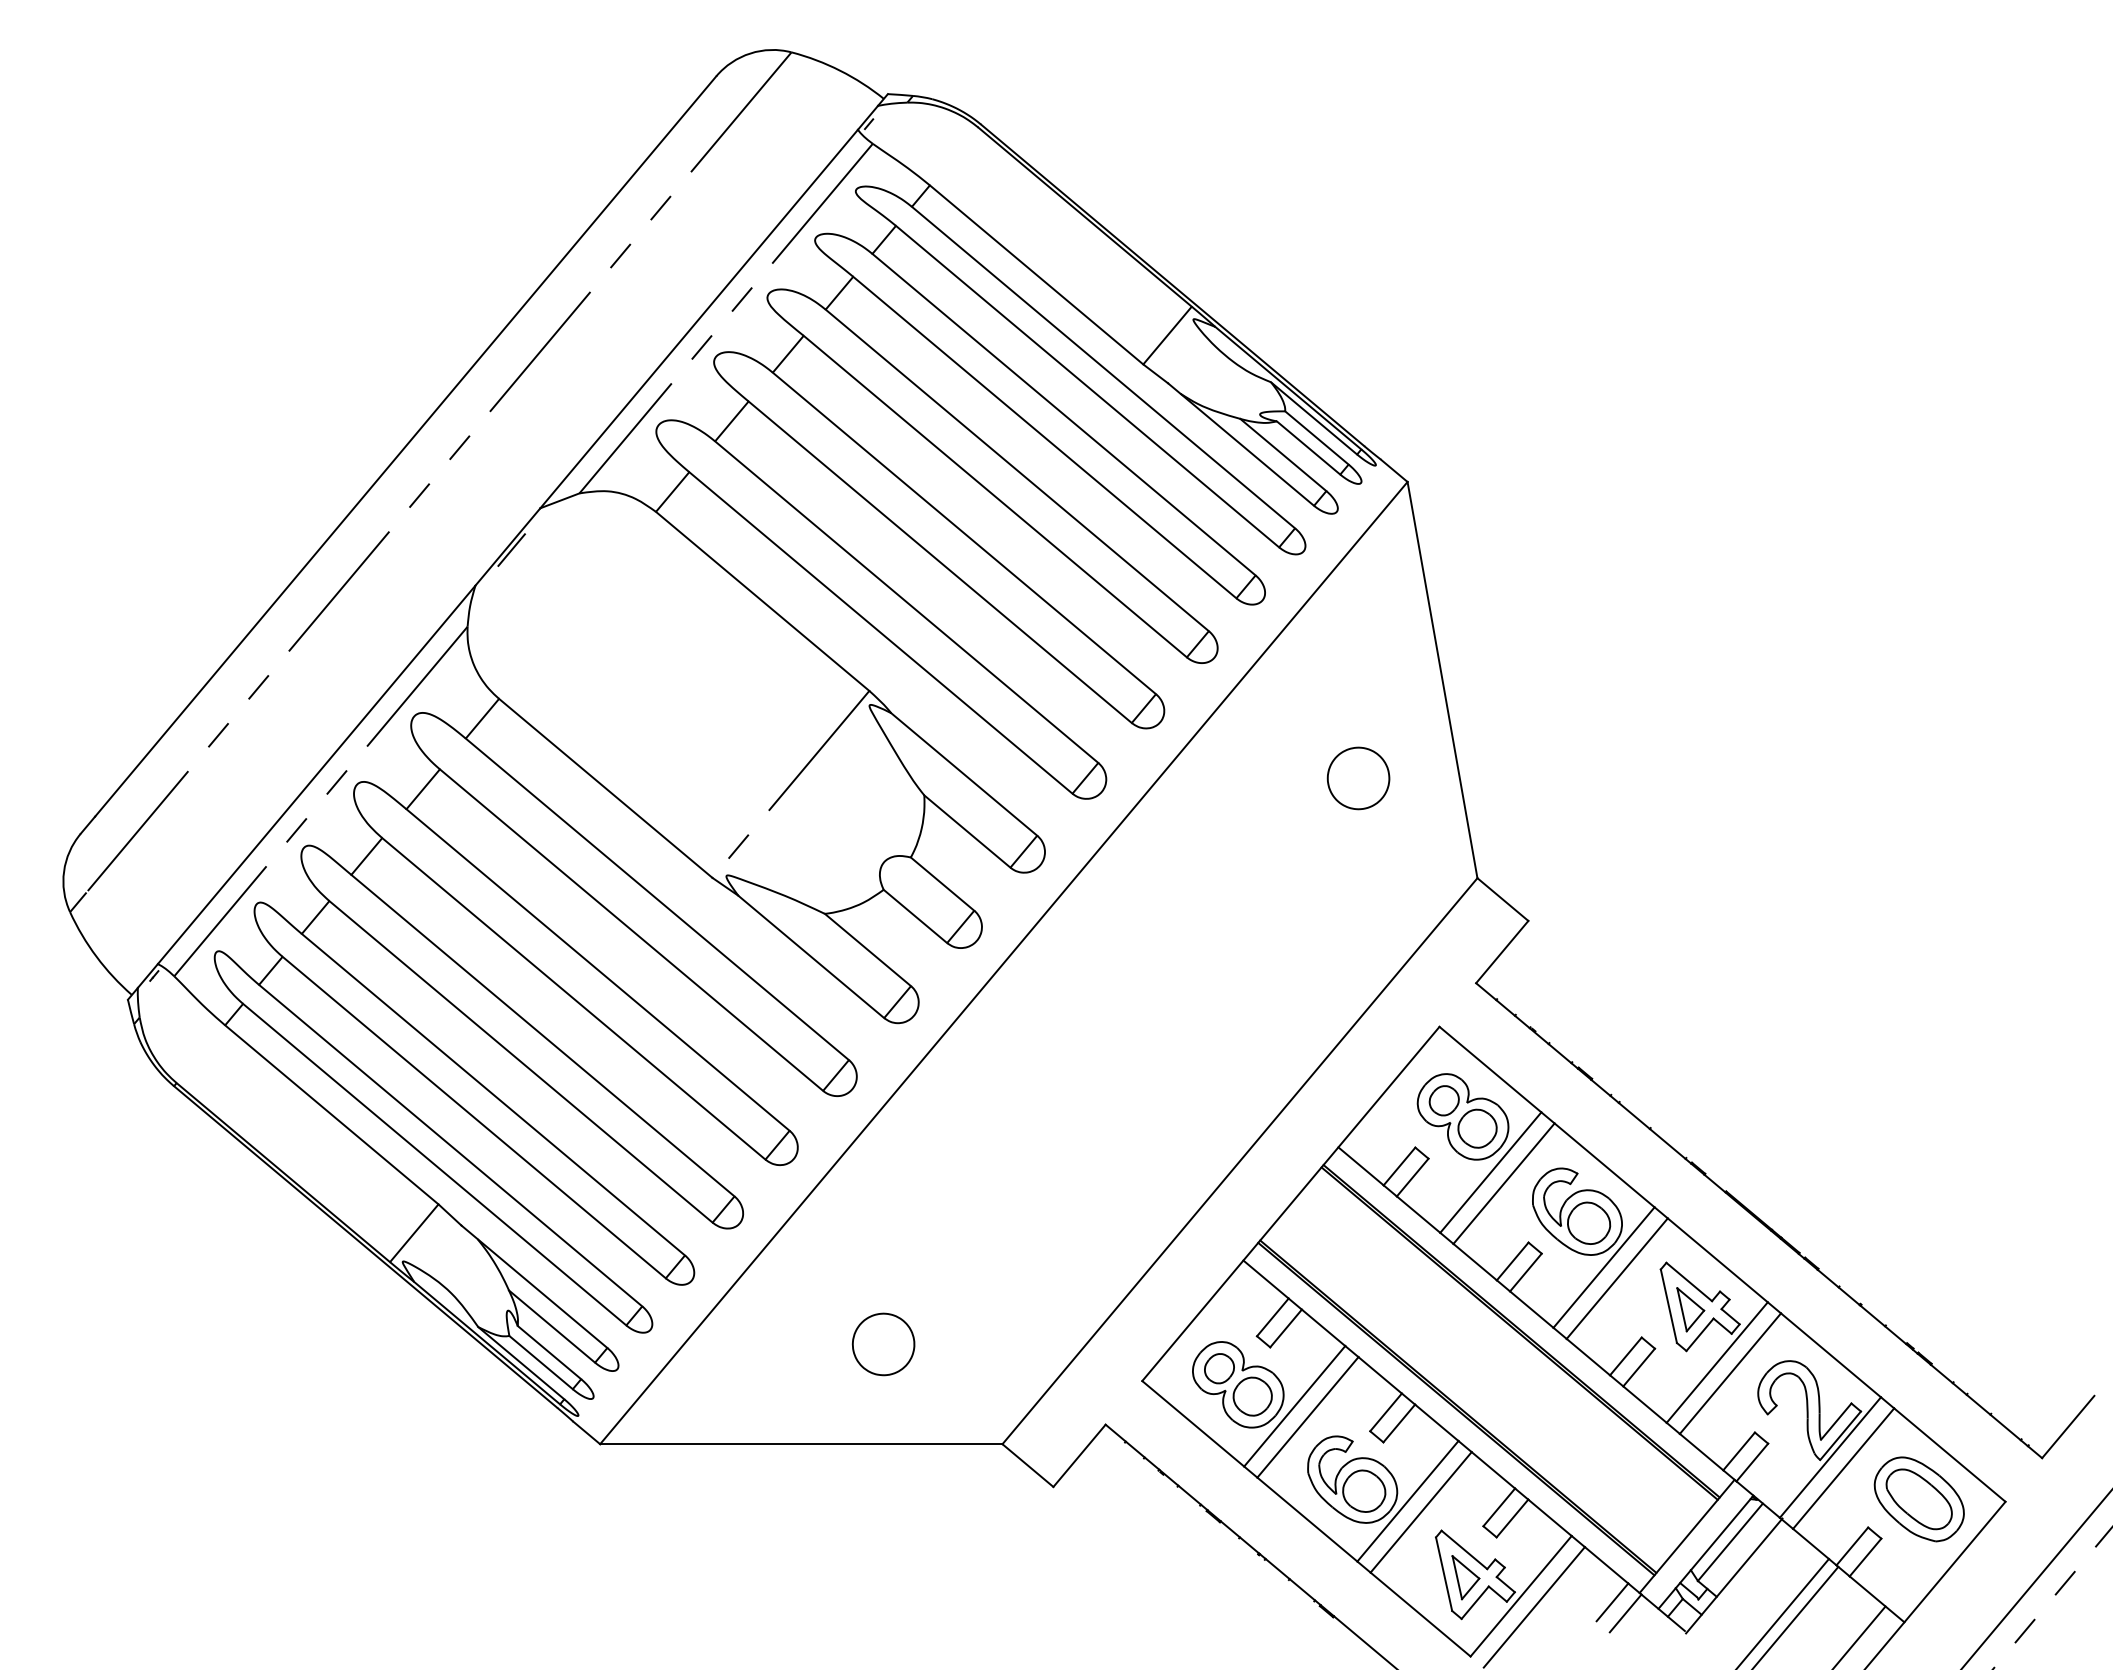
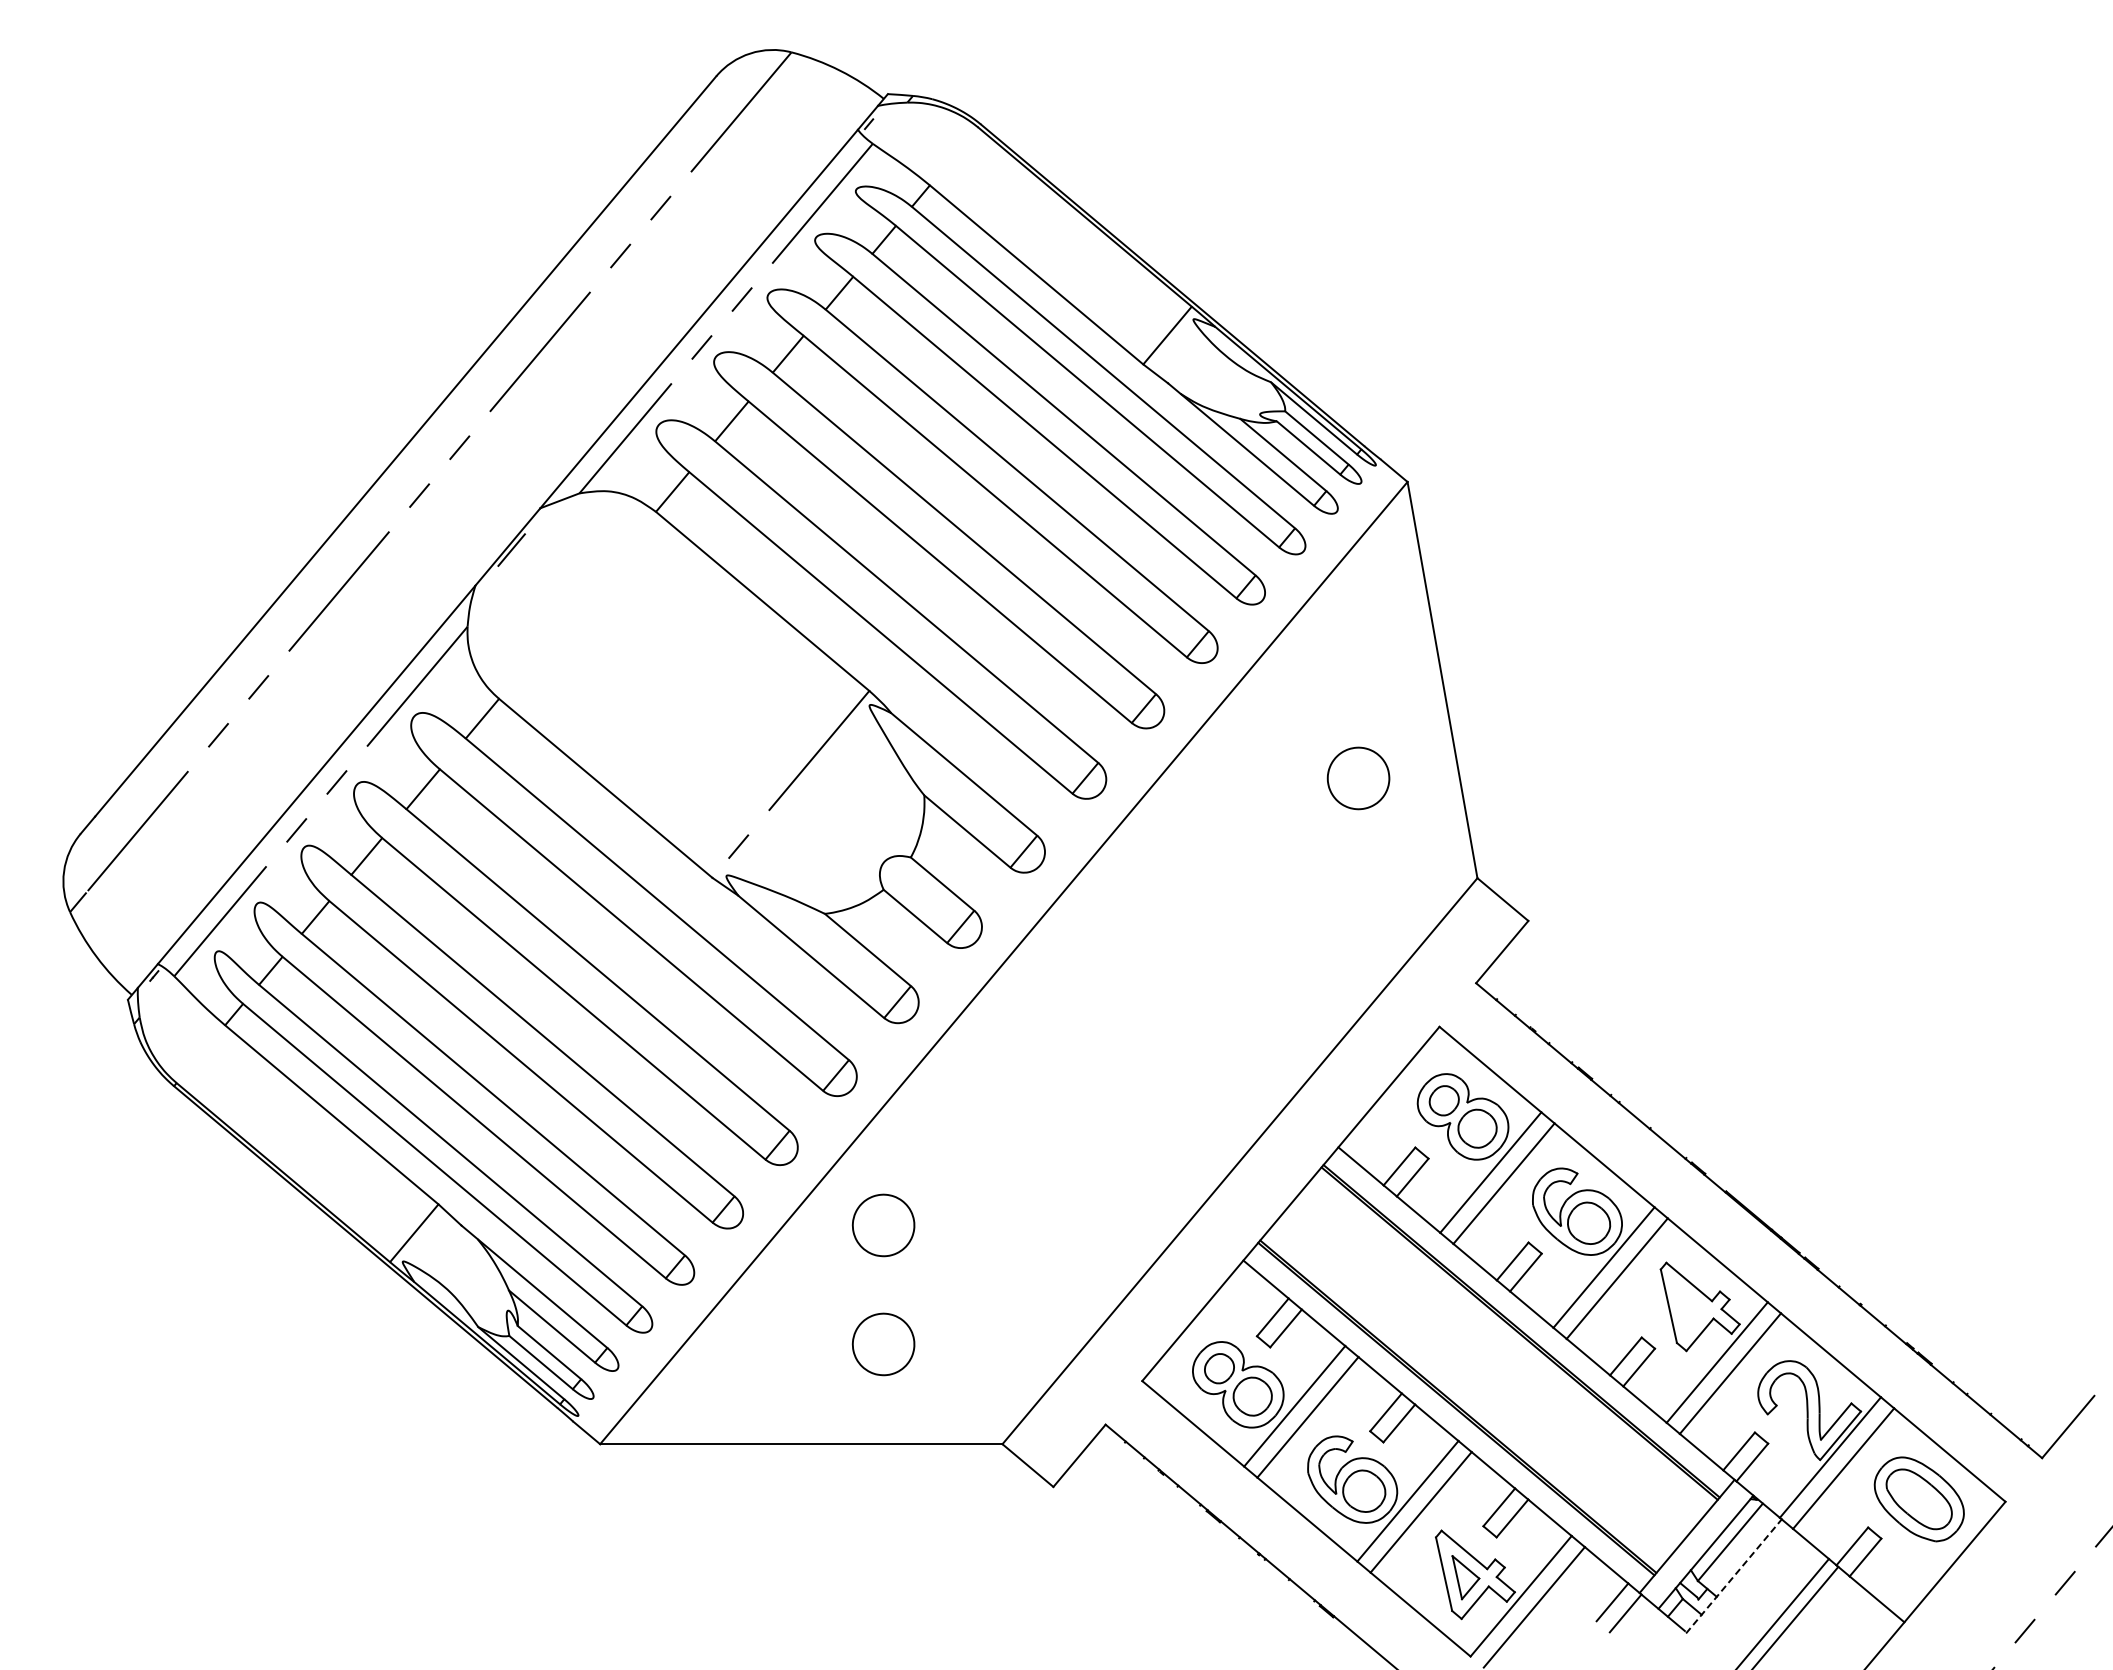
part: none -> present (883, 1225)
part: present -> none (1690, 1309)
line: solid -> dashed (1734, 1575)
line: present -> none (2036, 1579)
line: present -> none (1860, 1636)
